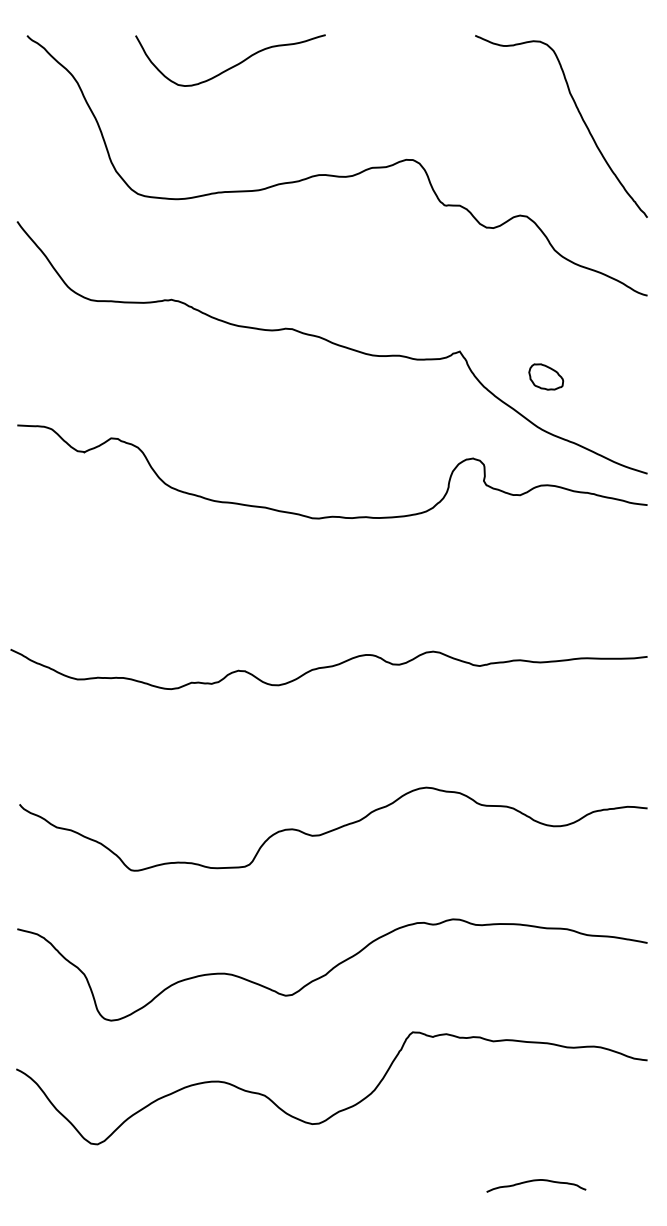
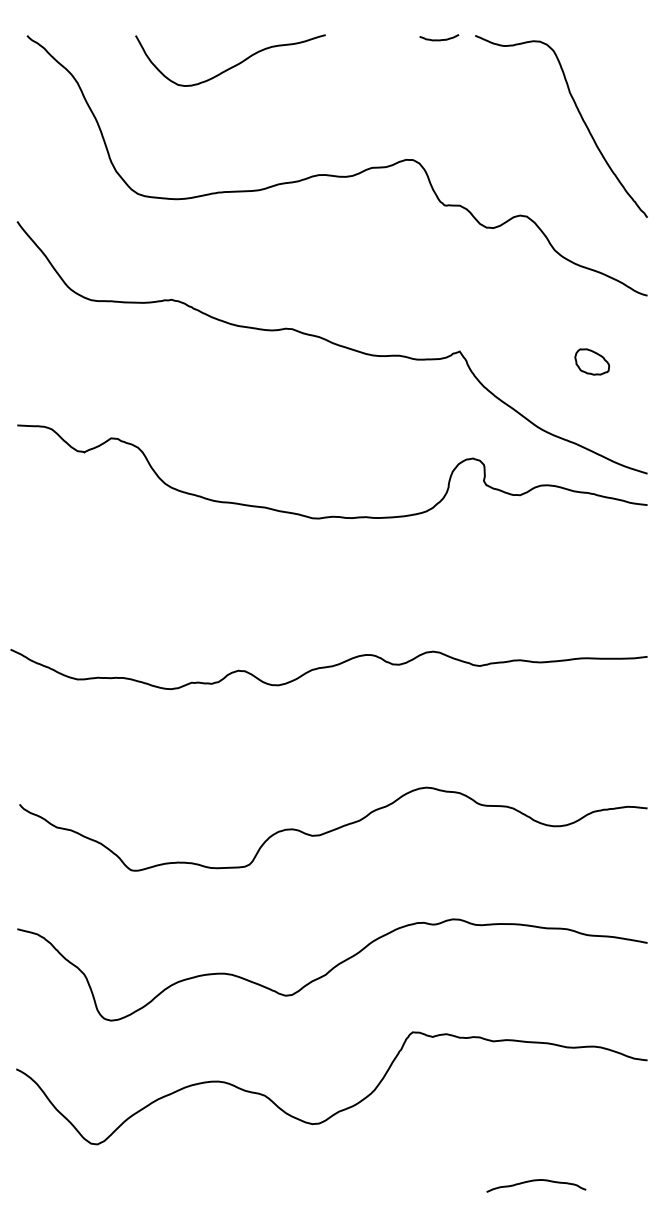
curve: none -> present (439, 39)
part position: (546, 376) -> (592, 361) (592, 361)
